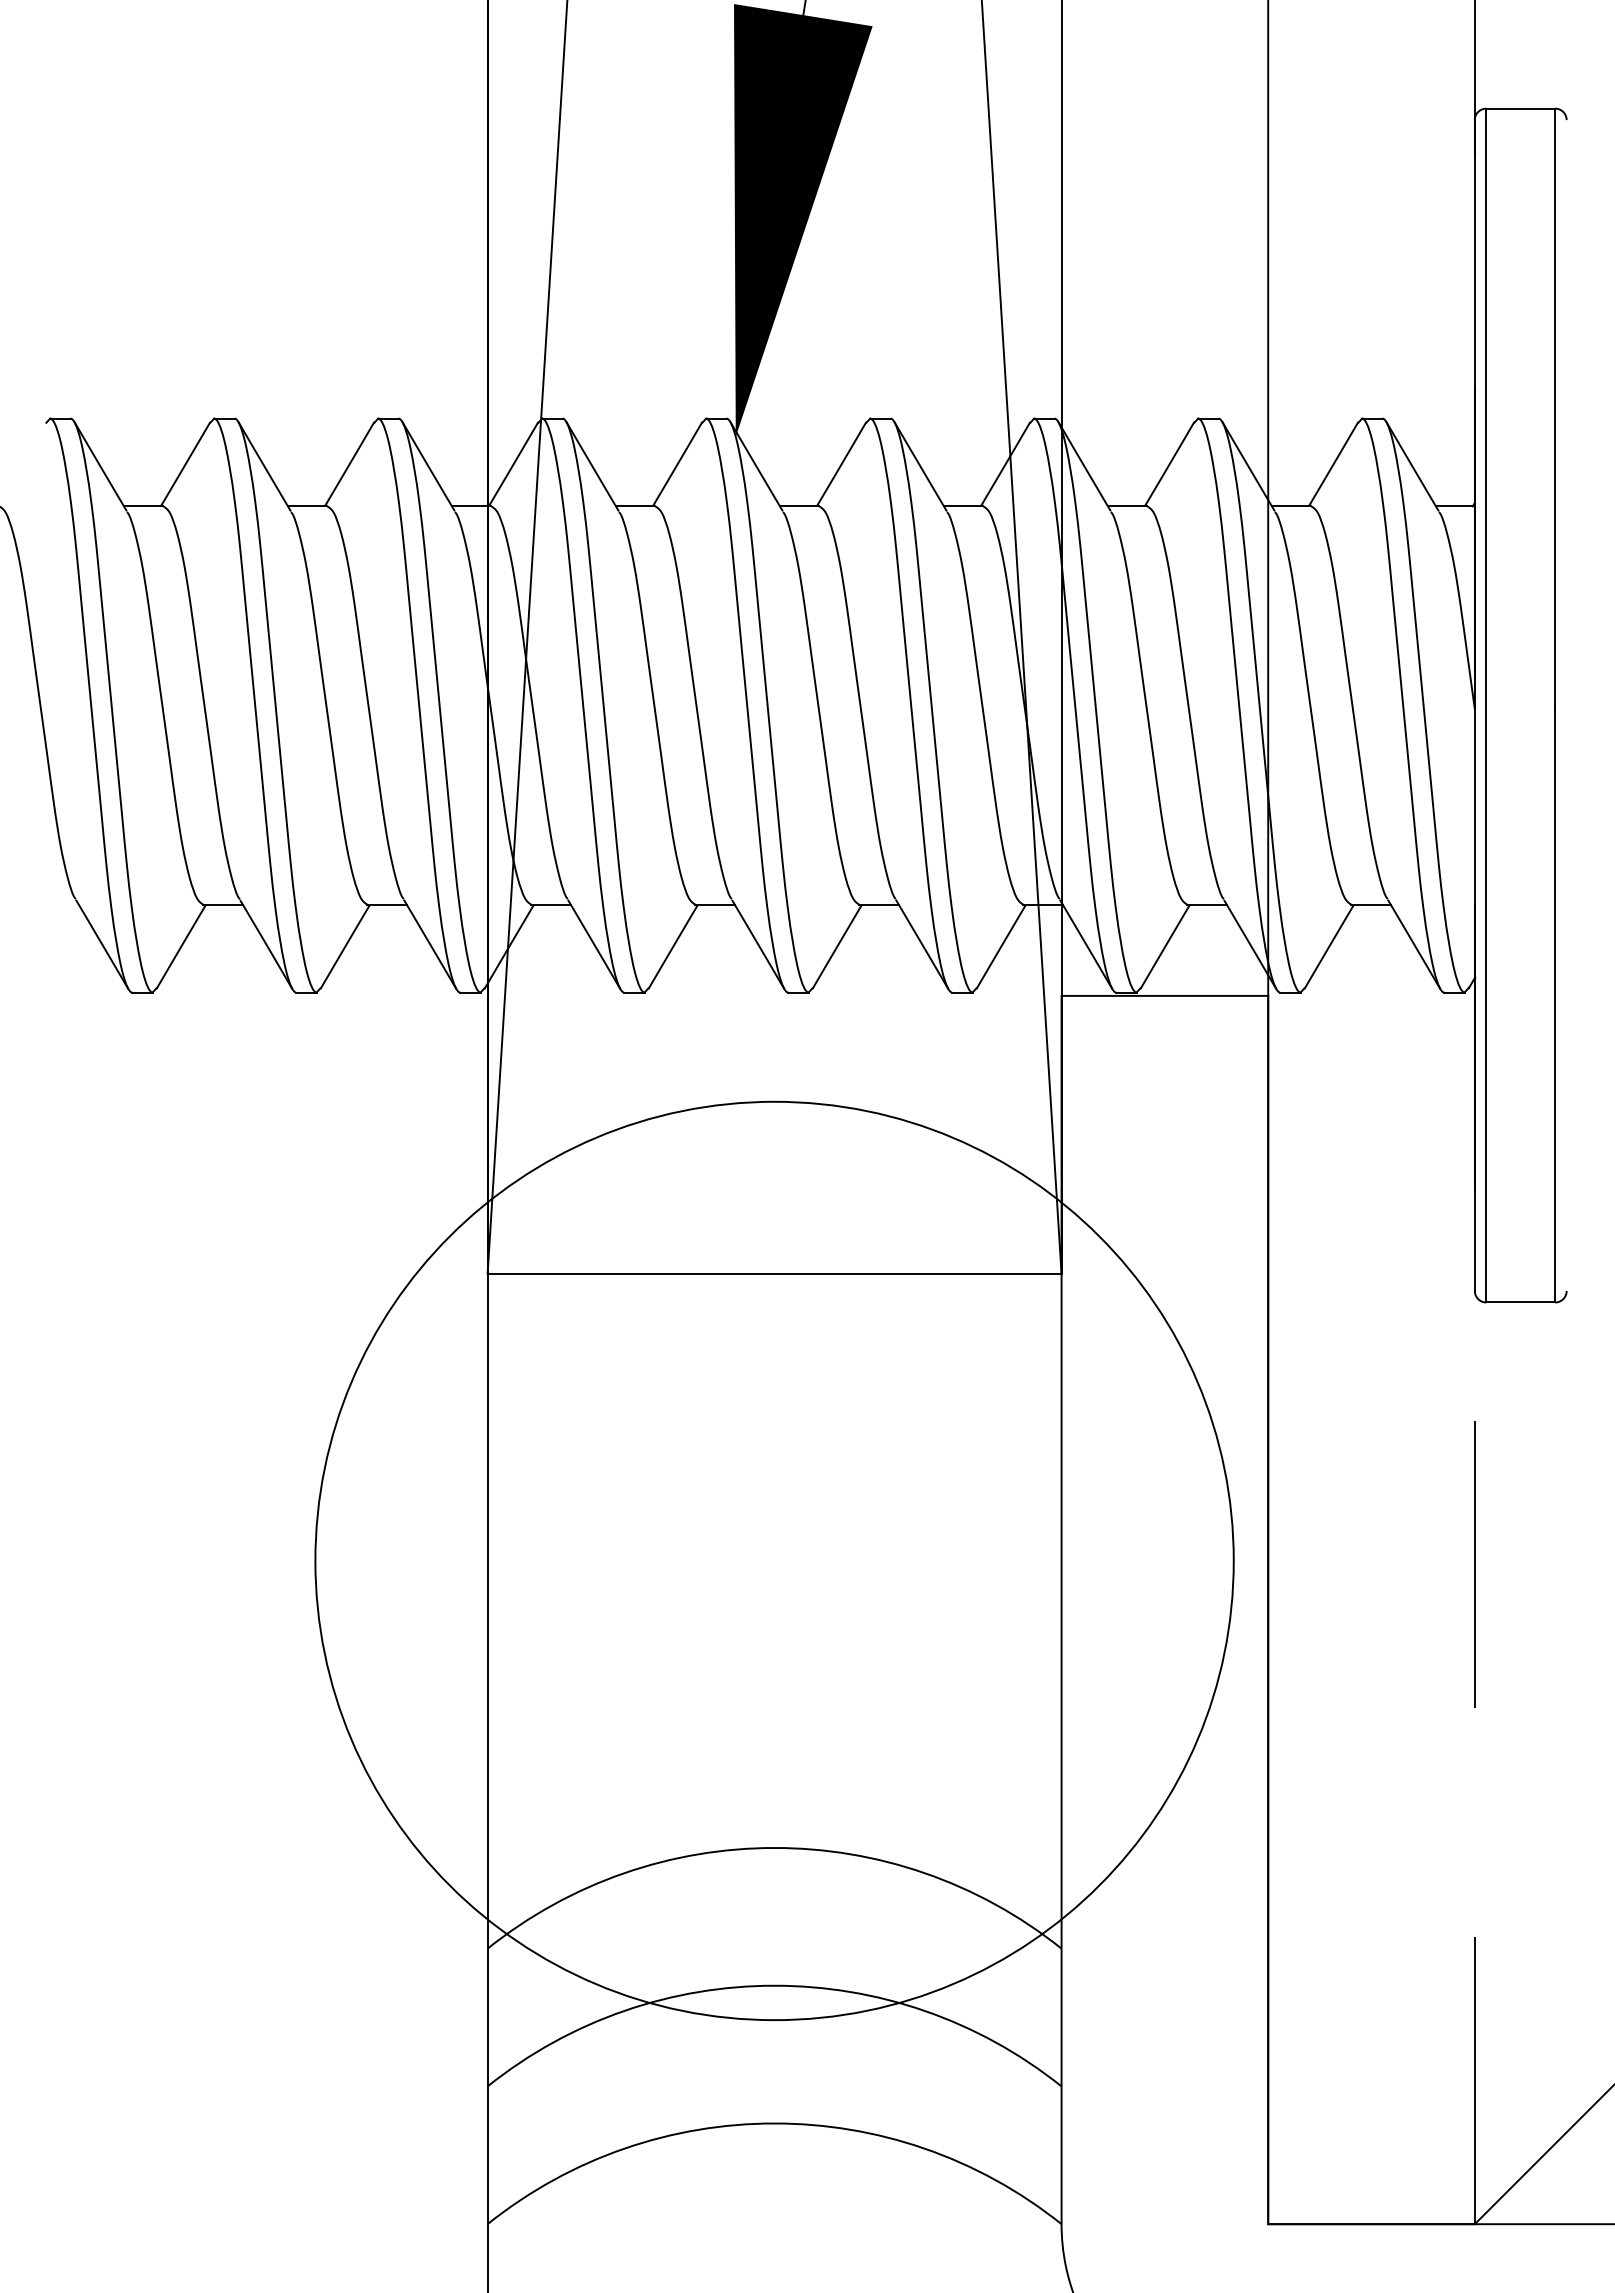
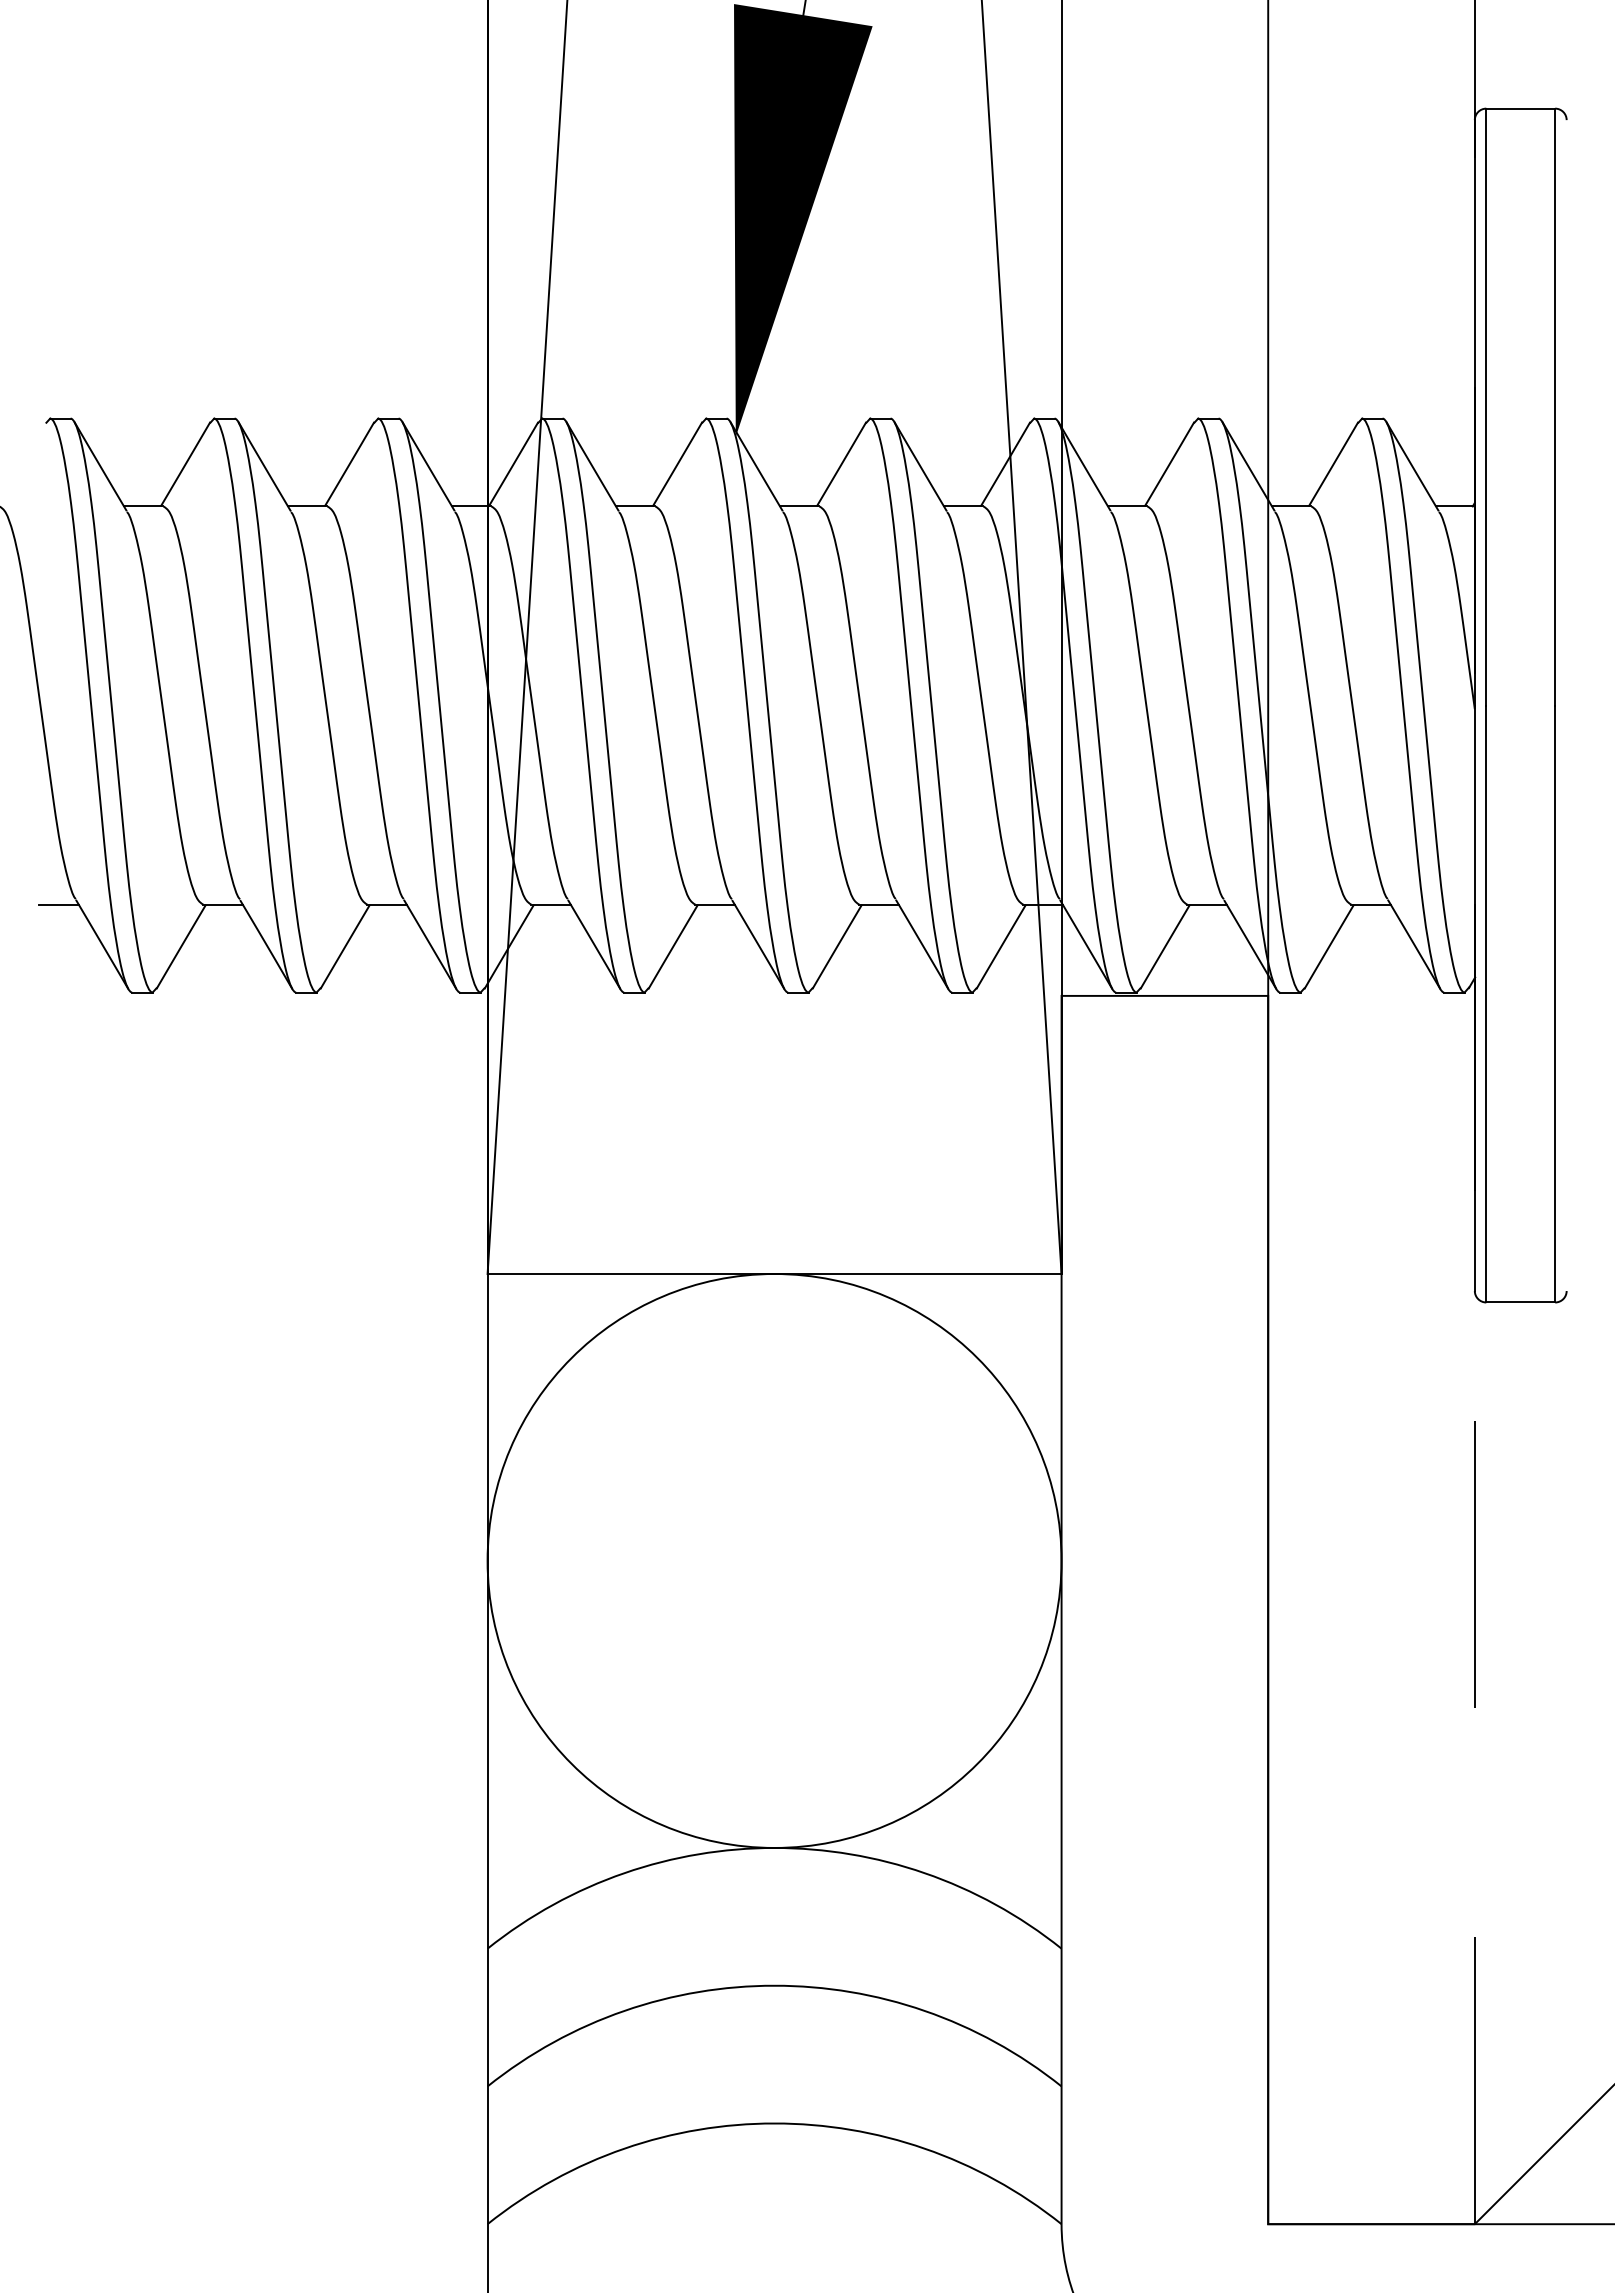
line: none -> present (58, 904)
circle diameter: 918 px -> 574 px (774, 1560)
